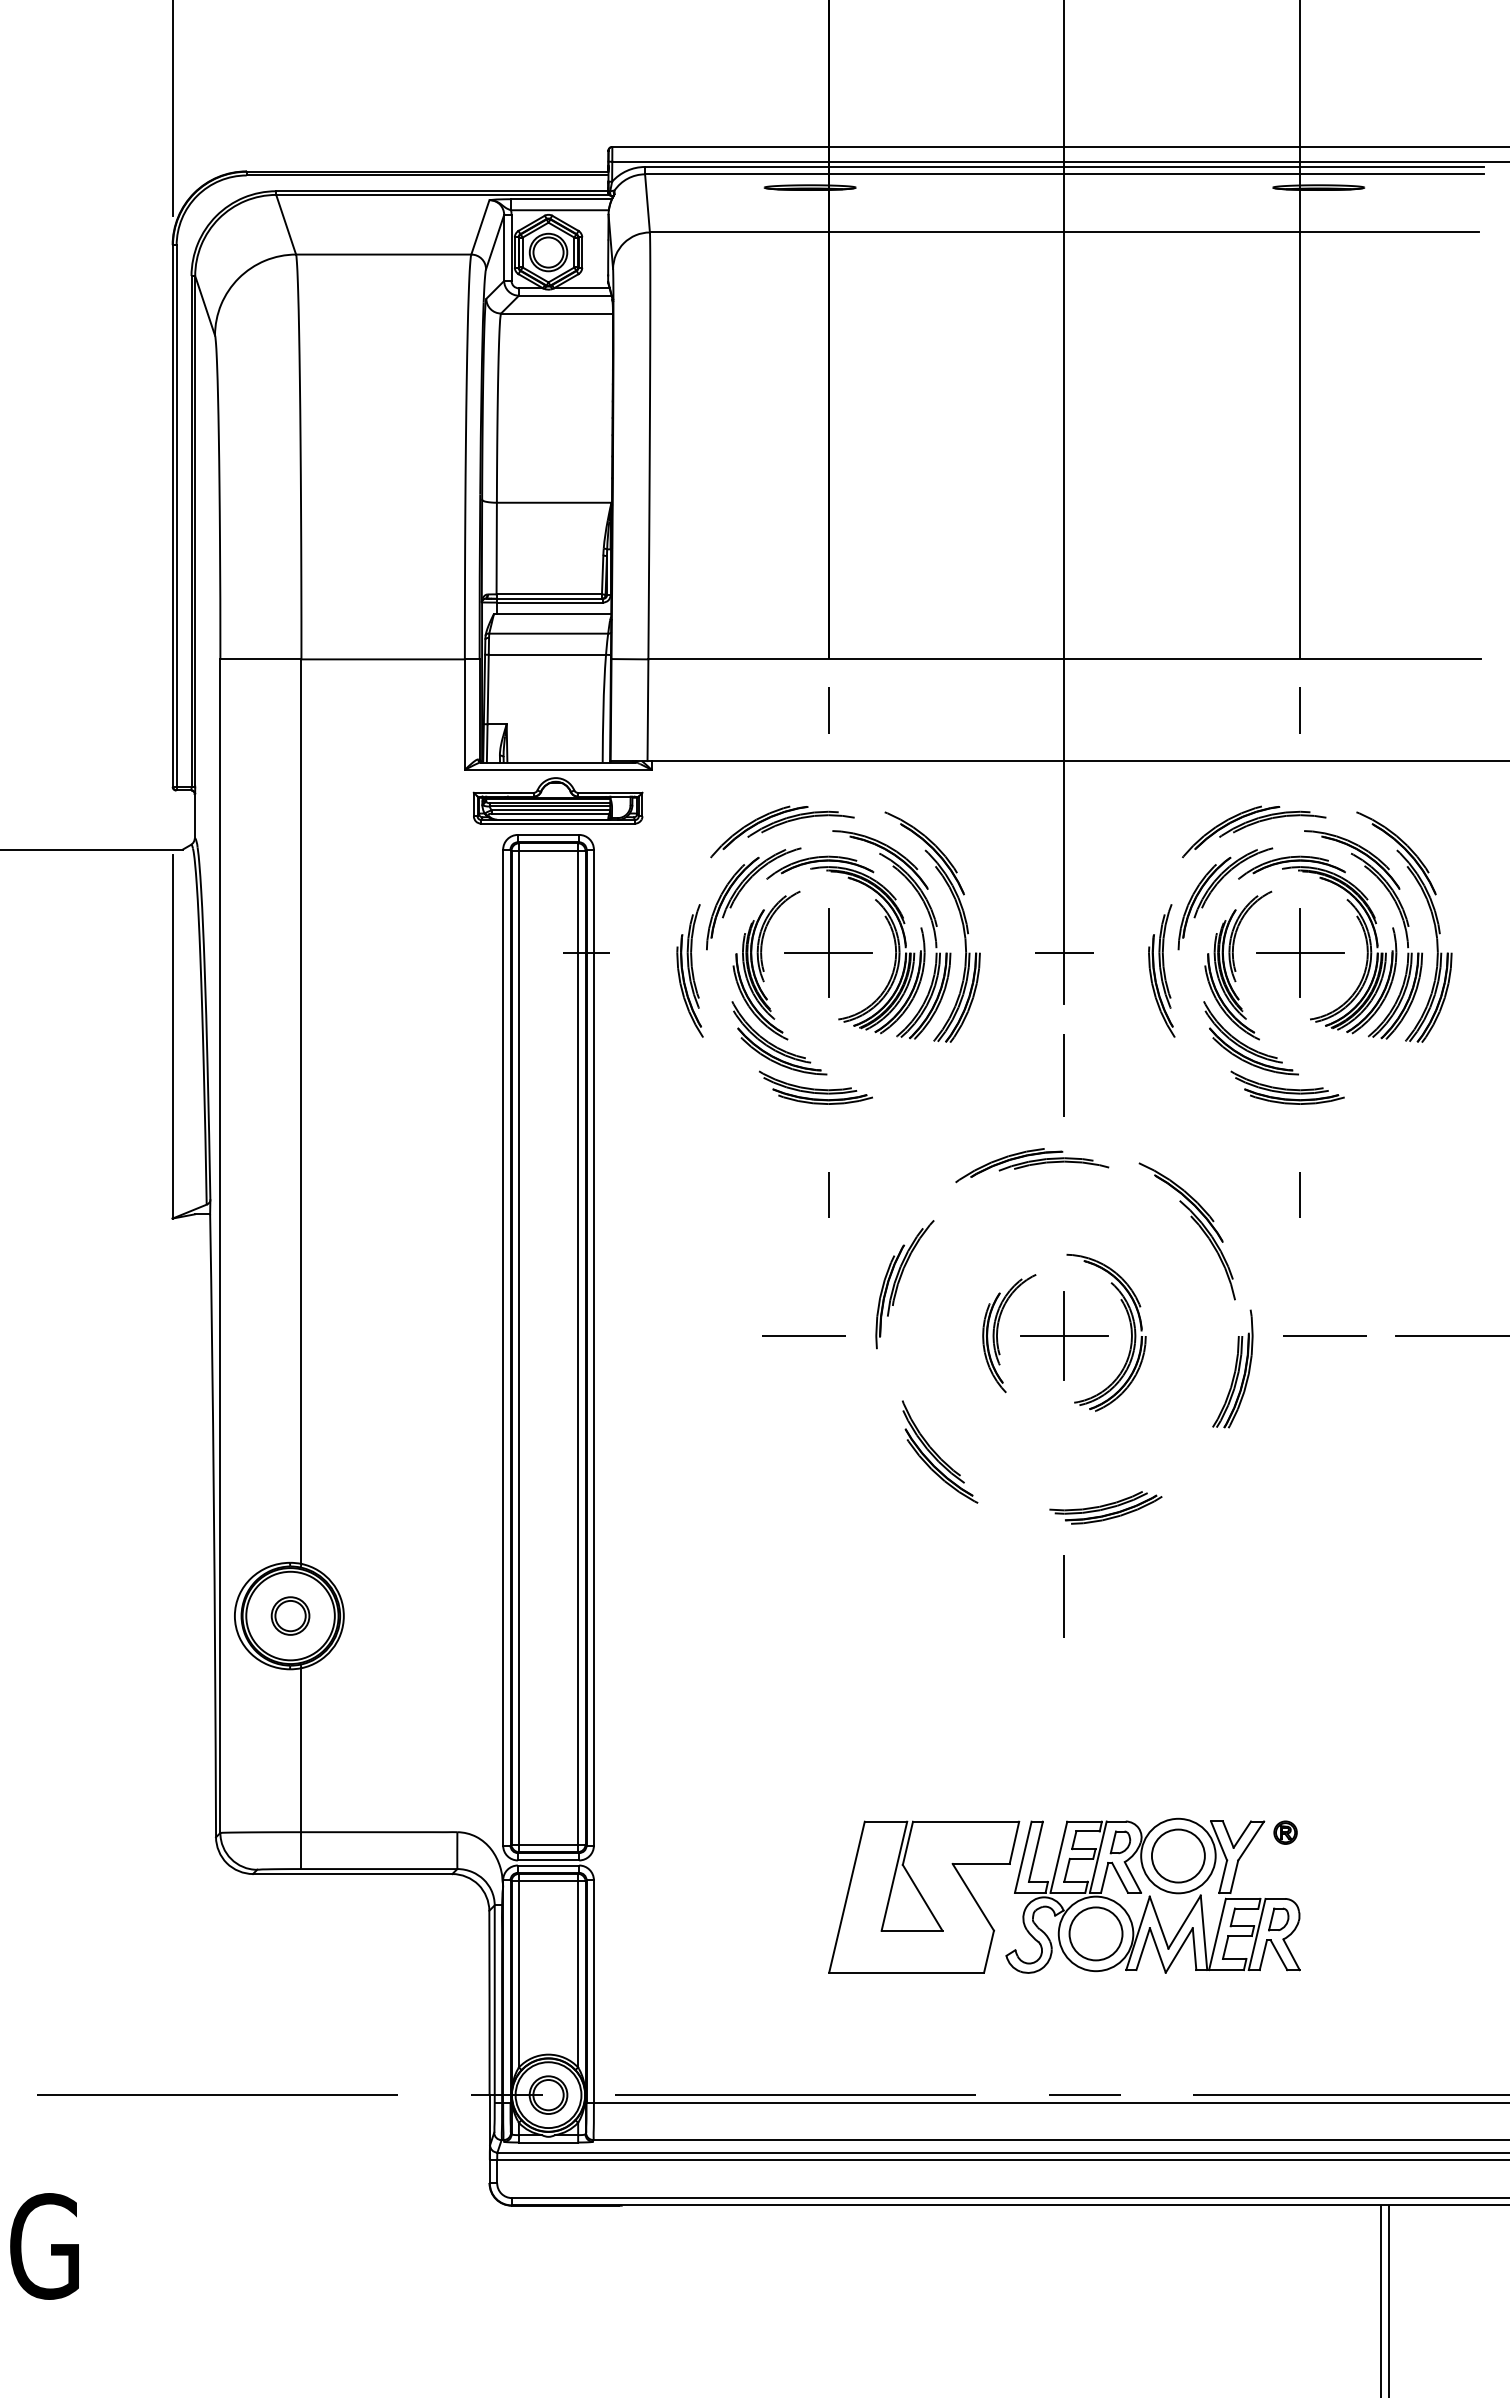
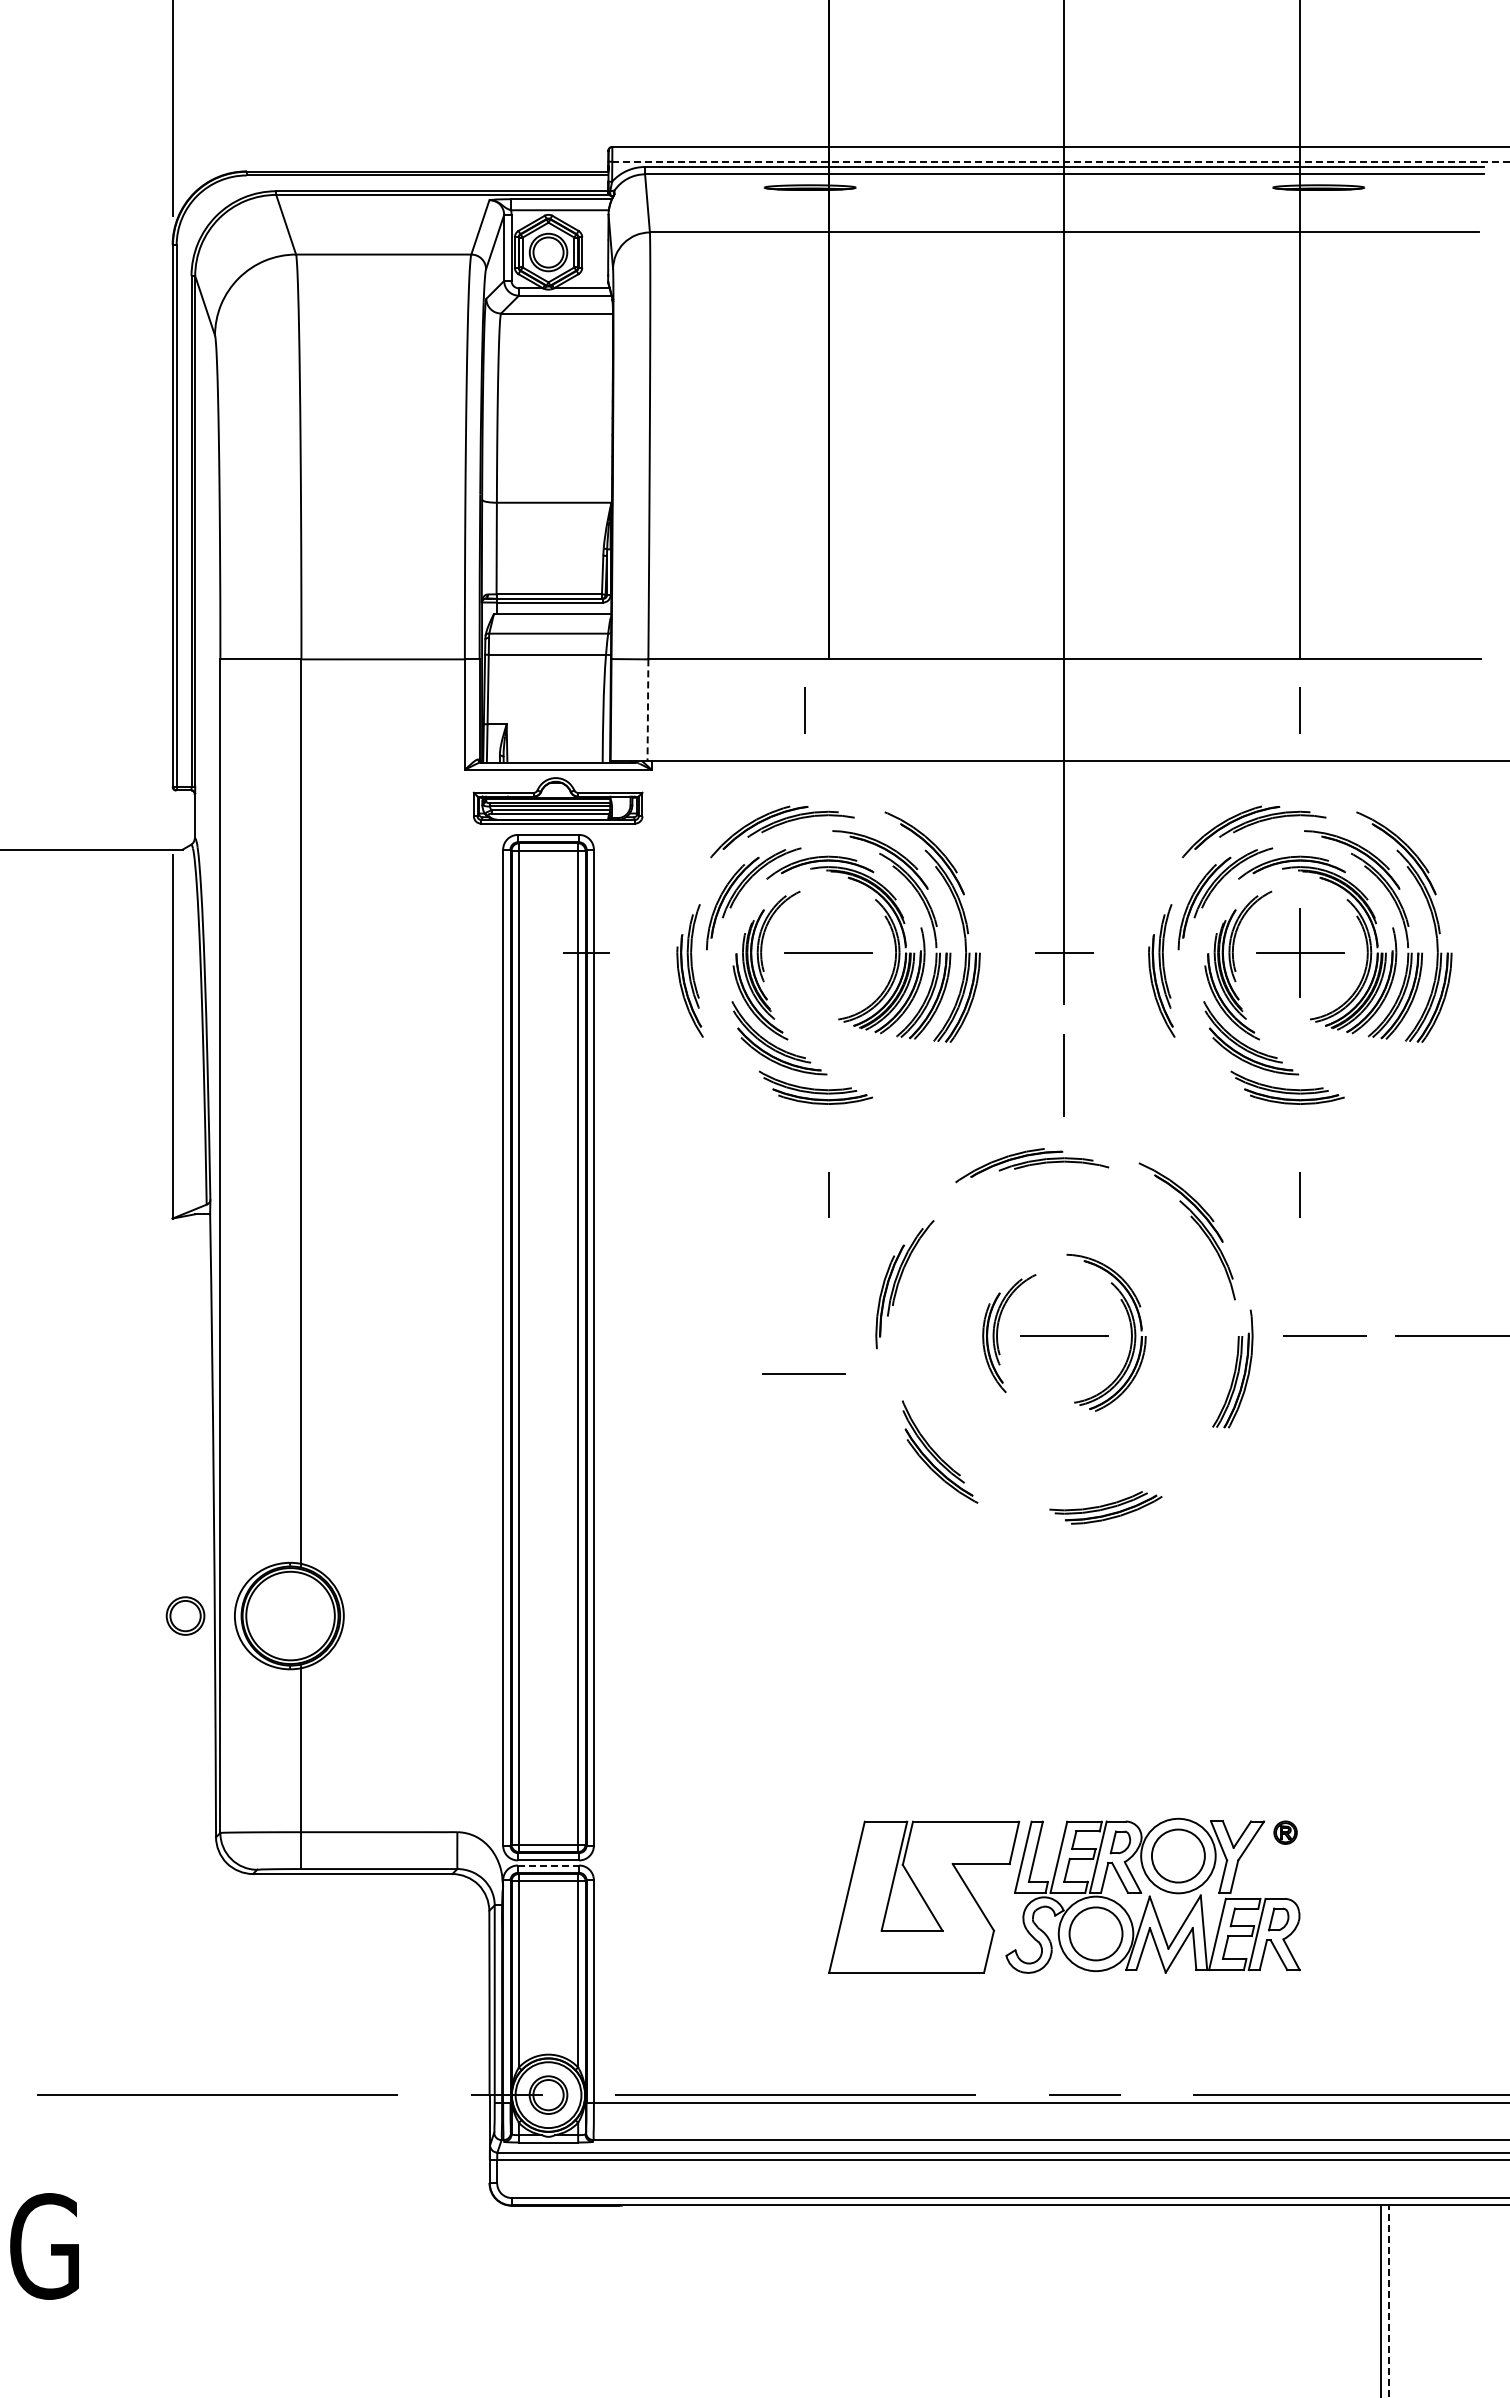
line: solid -> dashed (1060, 161)
line: solid -> dashed (647, 710)
line position: (828, 710) -> (804, 710) (804, 710)
line: present -> none (828, 952)
line position: (803, 1335) -> (803, 1373) (803, 1373)
line: present -> none (1064, 1335)
line: present -> none (1064, 1596)
part position: (290, 1615) -> (185, 1615) (185, 1615)
line: solid -> dashed (548, 1865)
line: solid -> dashed (1388, 2301)
